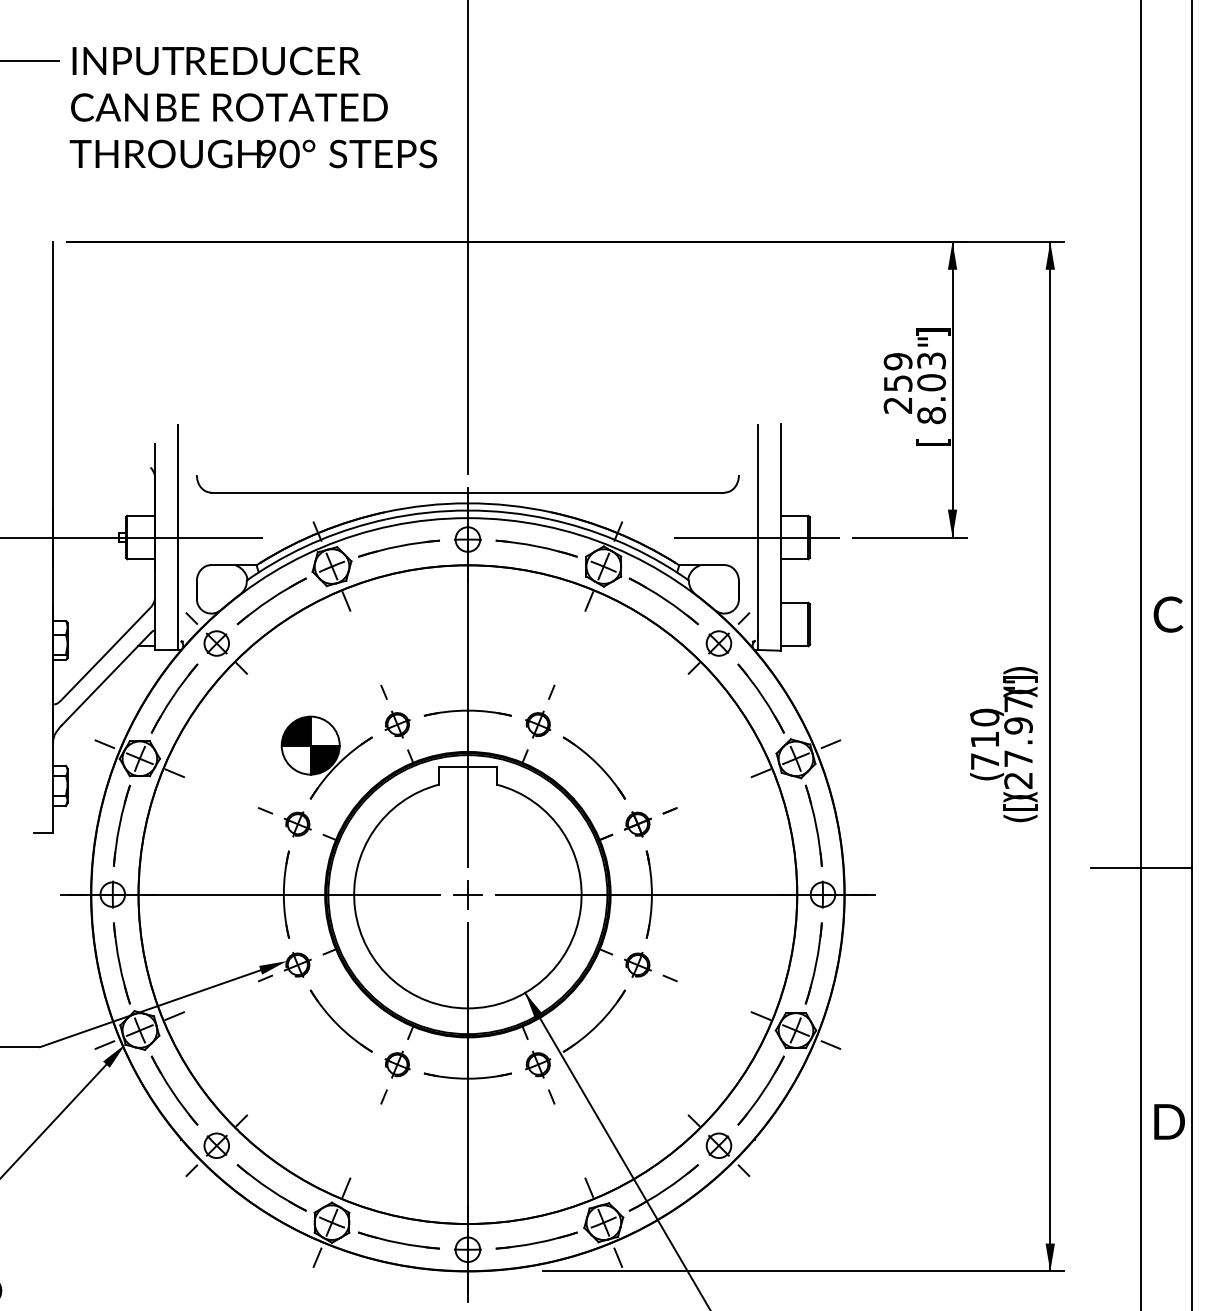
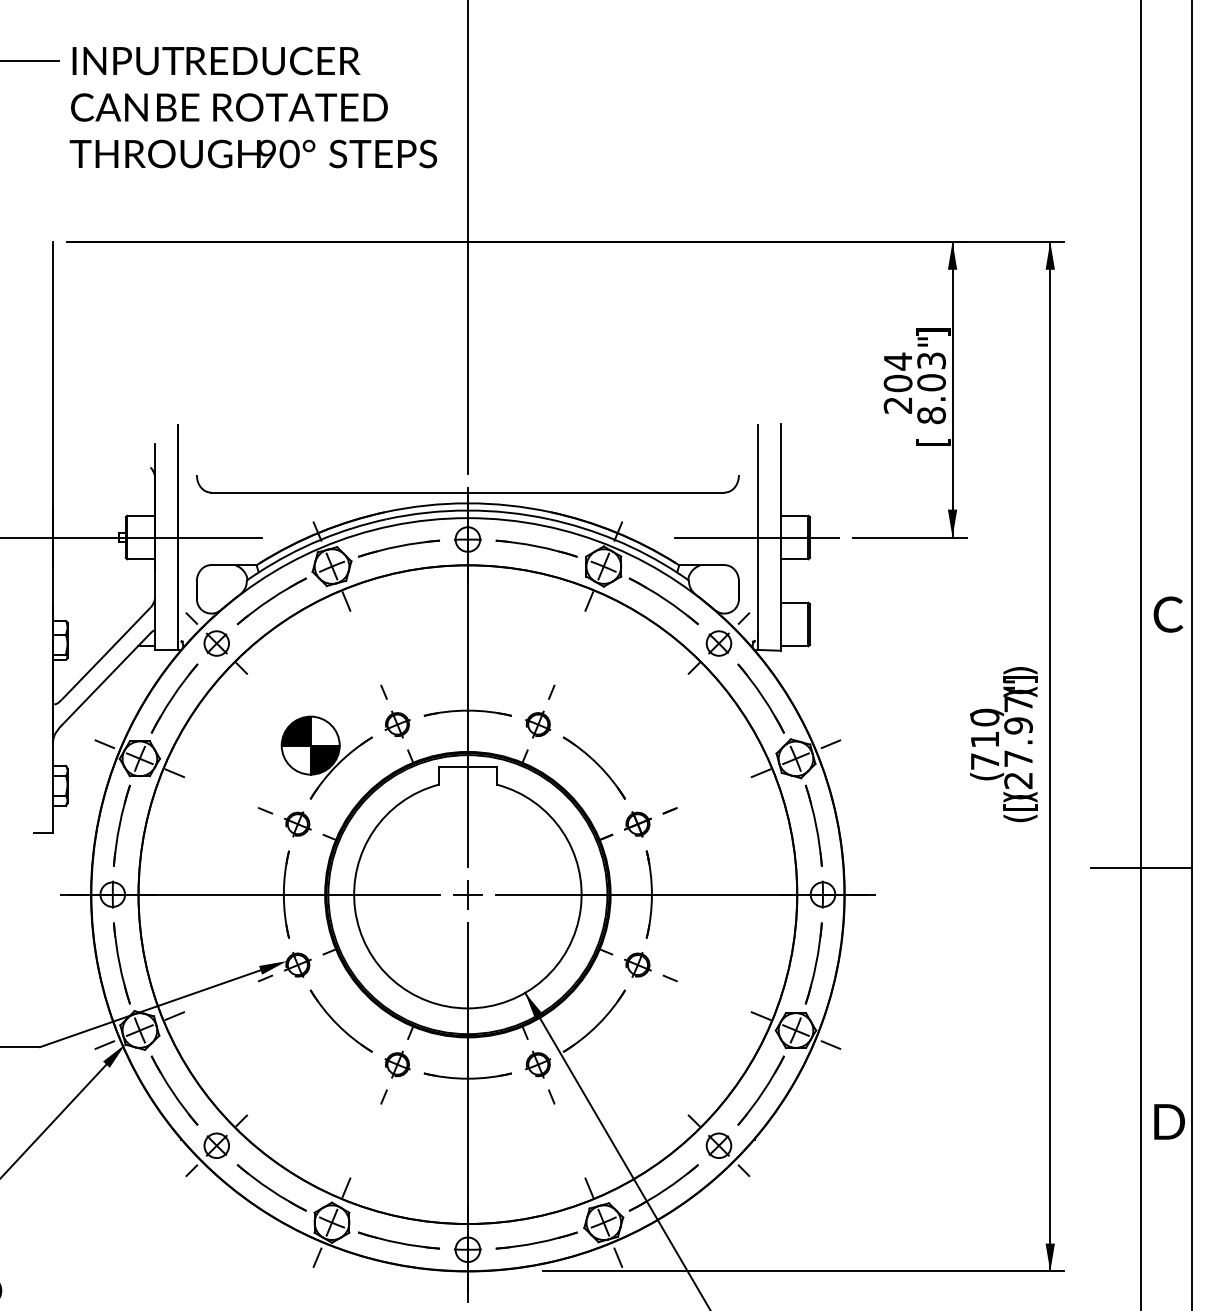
text: 259 -> 204 (897, 372)
